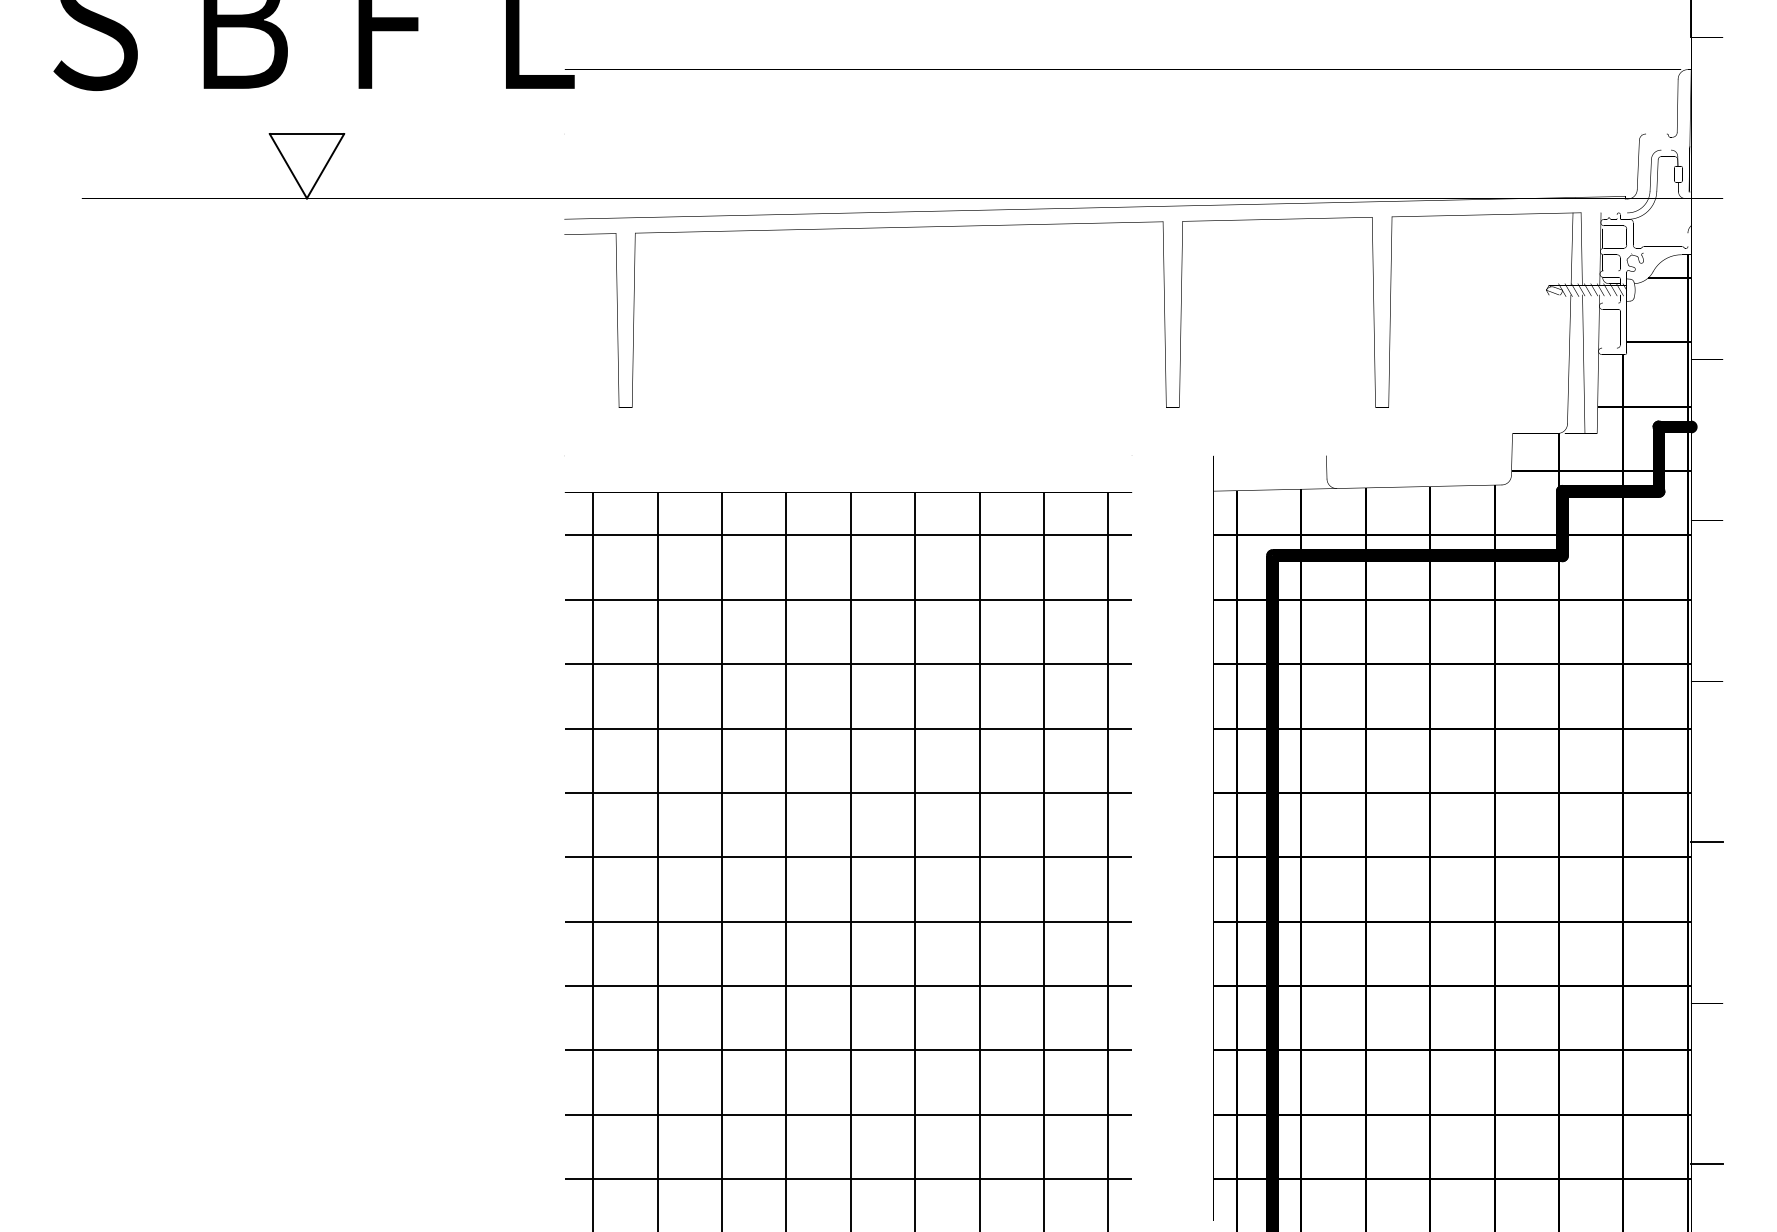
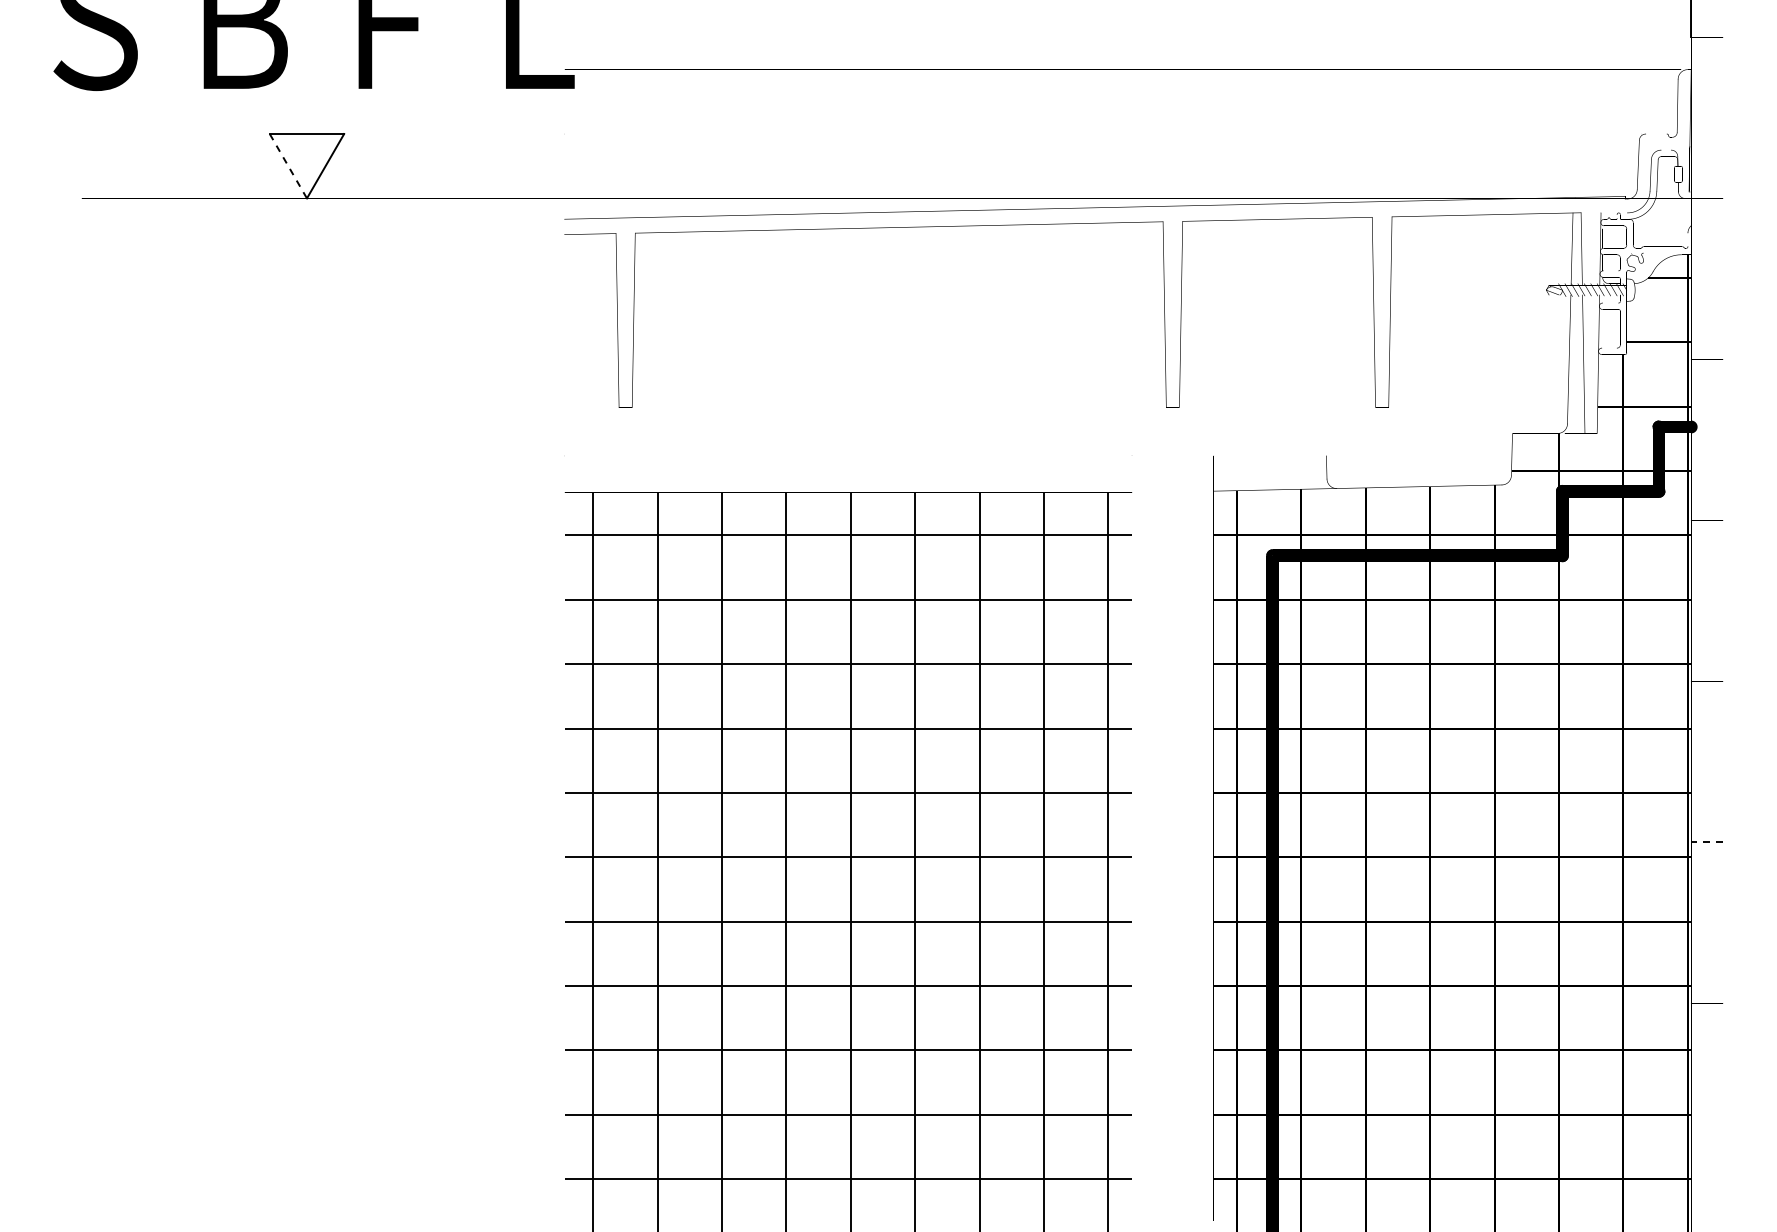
line: solid -> dashed (288, 166)
line: solid -> dashed (1706, 842)
line: present -> none (1707, 1164)
